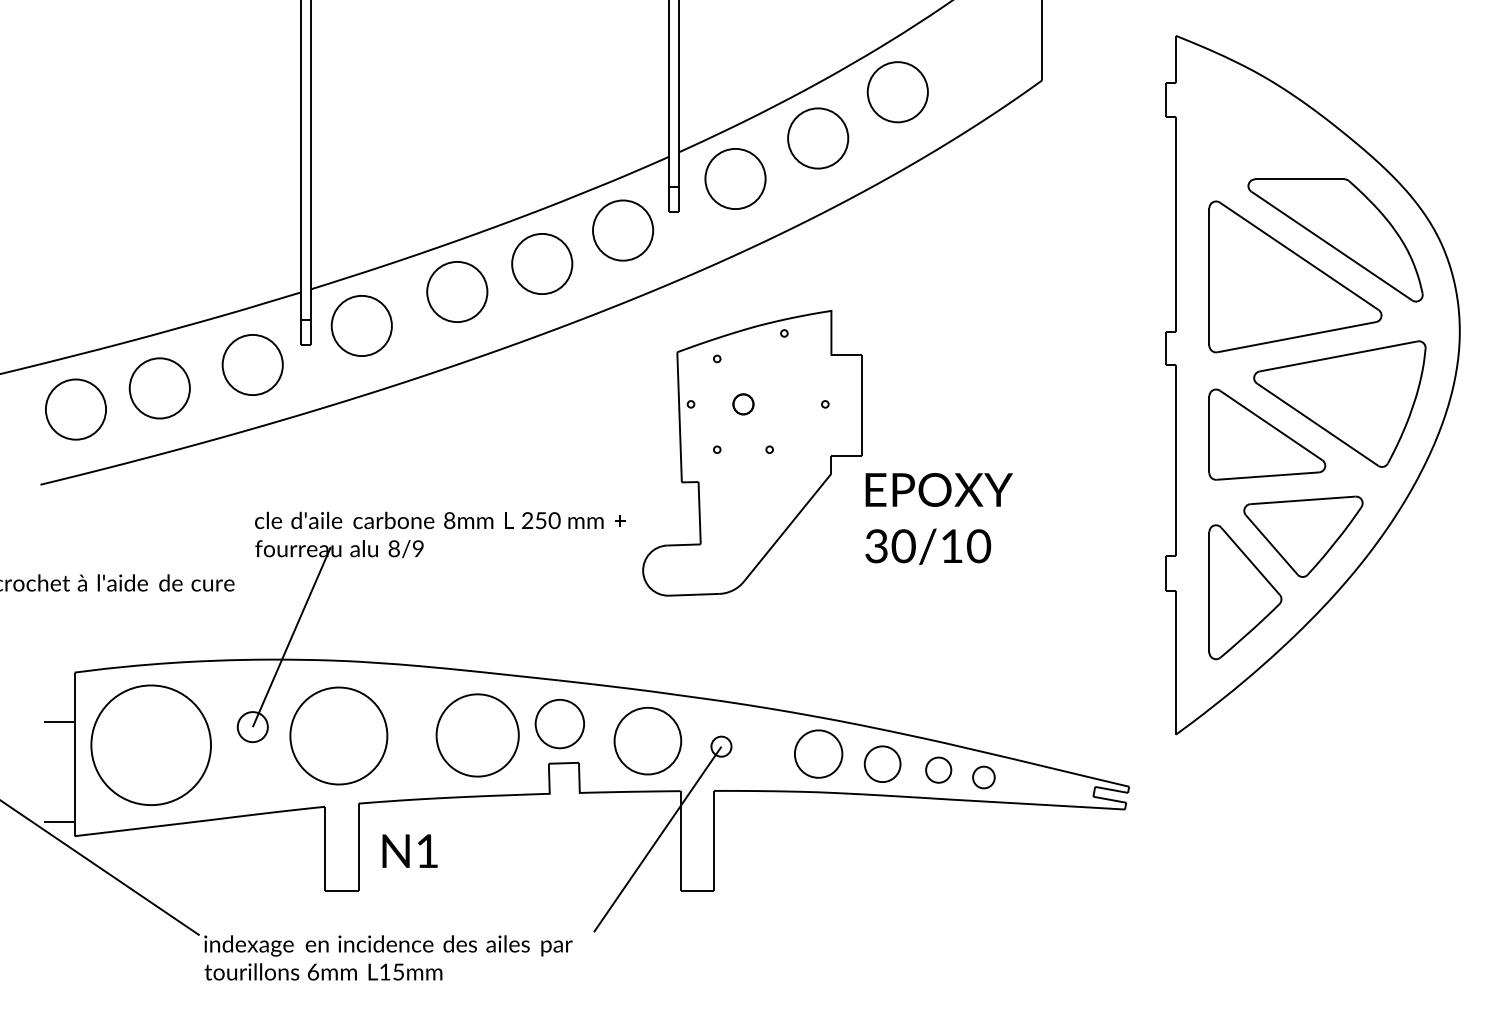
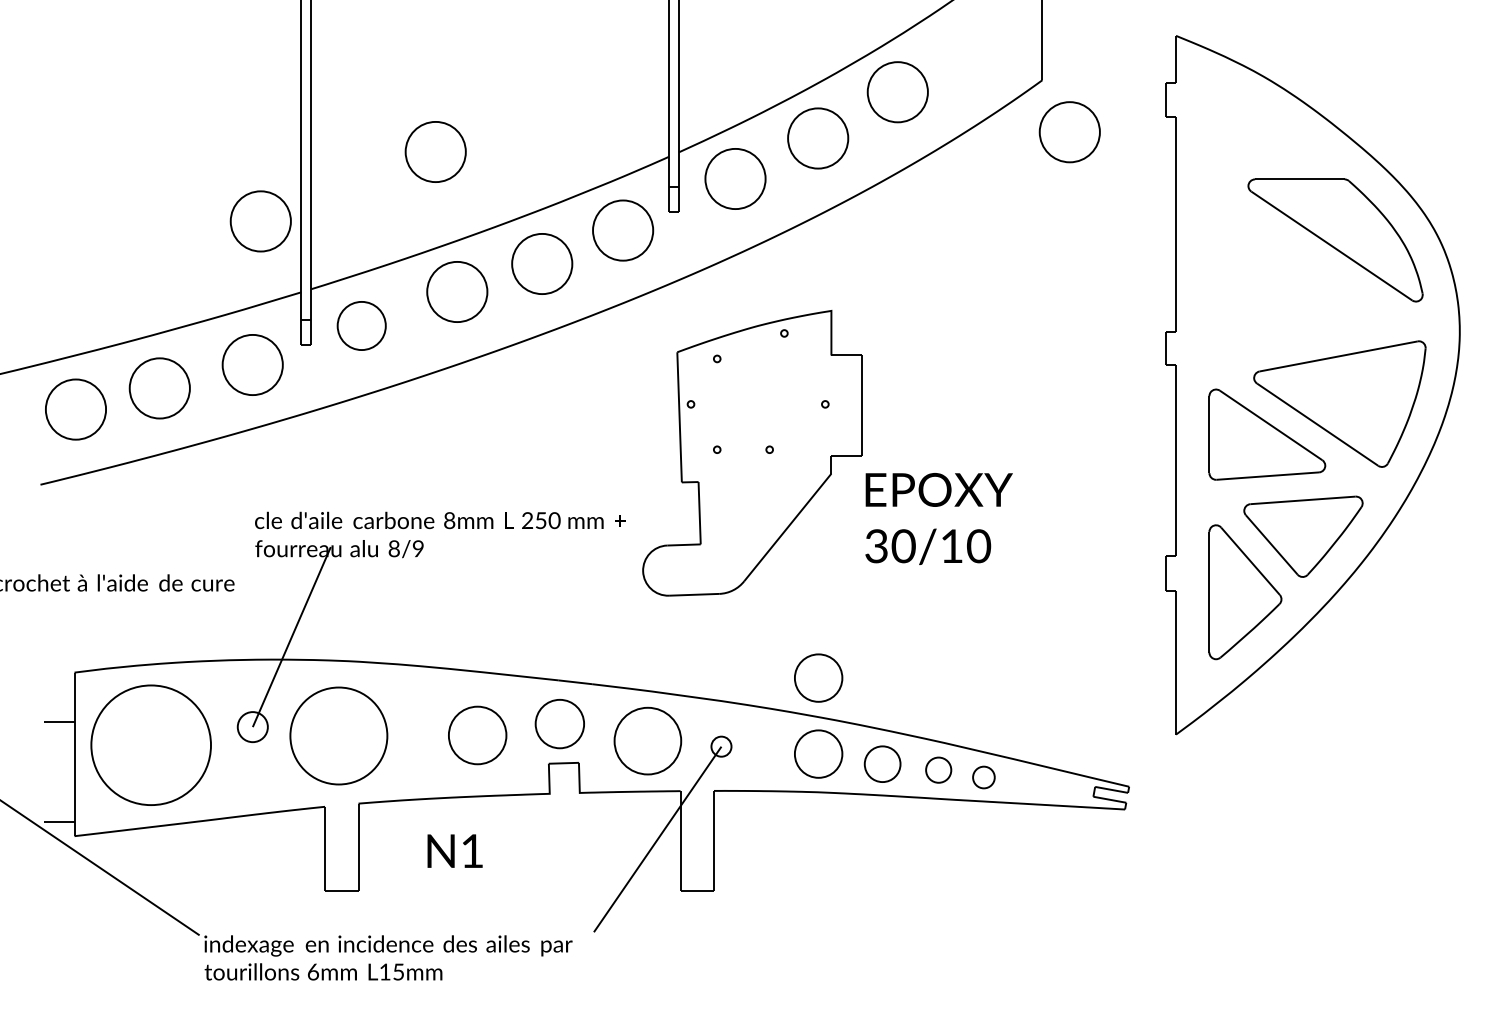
part: none -> present (1069, 132)
part: none -> present (435, 151)
part: none -> present (260, 221)
part: present -> none (1295, 276)
part size: 63x62 px -> 51x50 px (361, 325)
part: present -> none (743, 404)
part: none -> present (818, 677)
part size: 85x85 px -> 60x61 px (477, 735)
part position: (409, 850) -> (454, 850) (454, 850)
